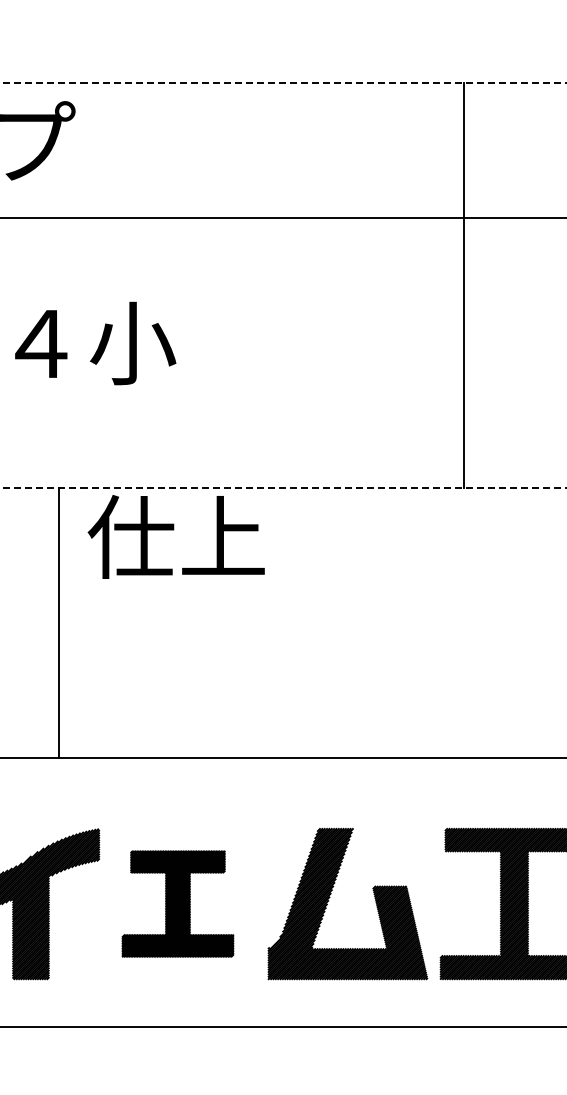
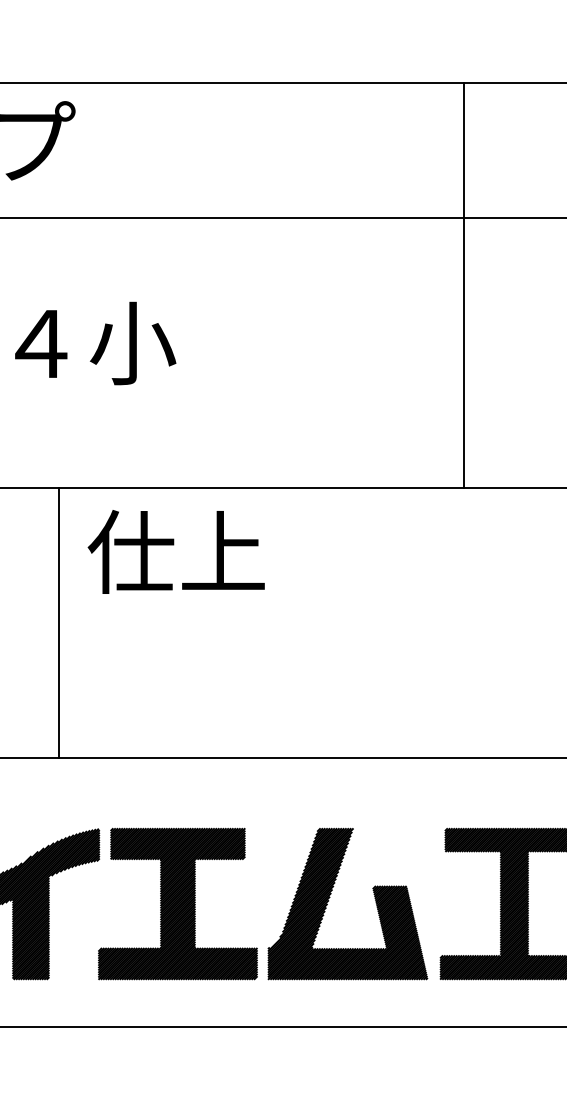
line: dashed -> solid (283, 83)
line: dashed -> solid (283, 487)
text position: (175, 536) -> (175, 551) (175, 551)
part size: 114x108 px -> 160x154 px (177, 903)
